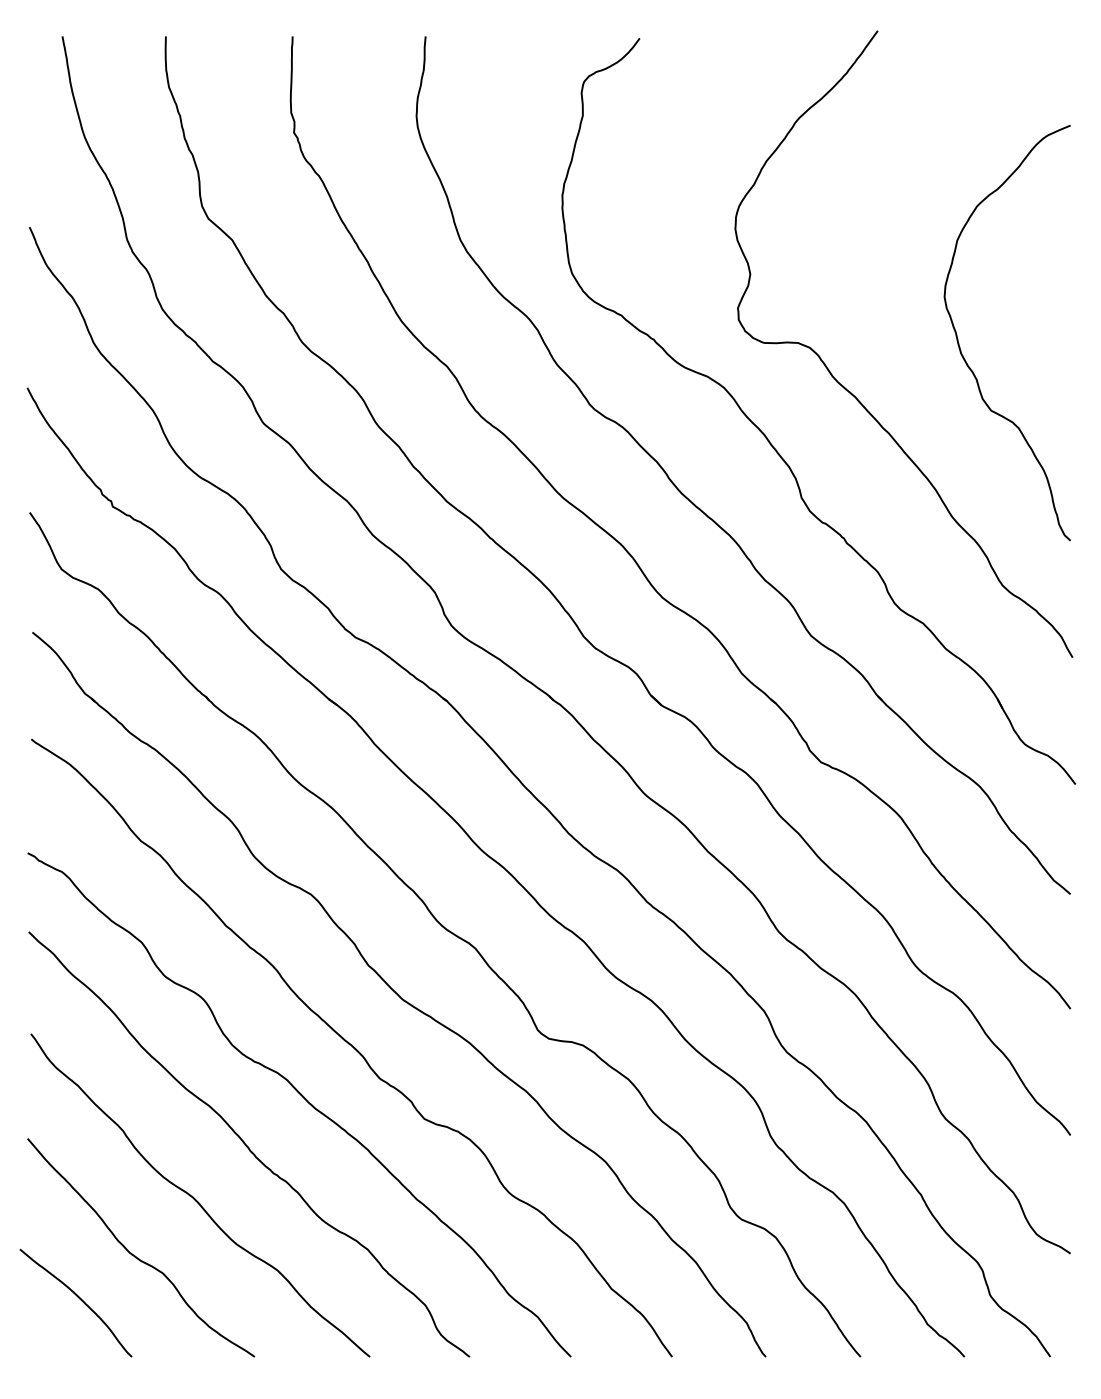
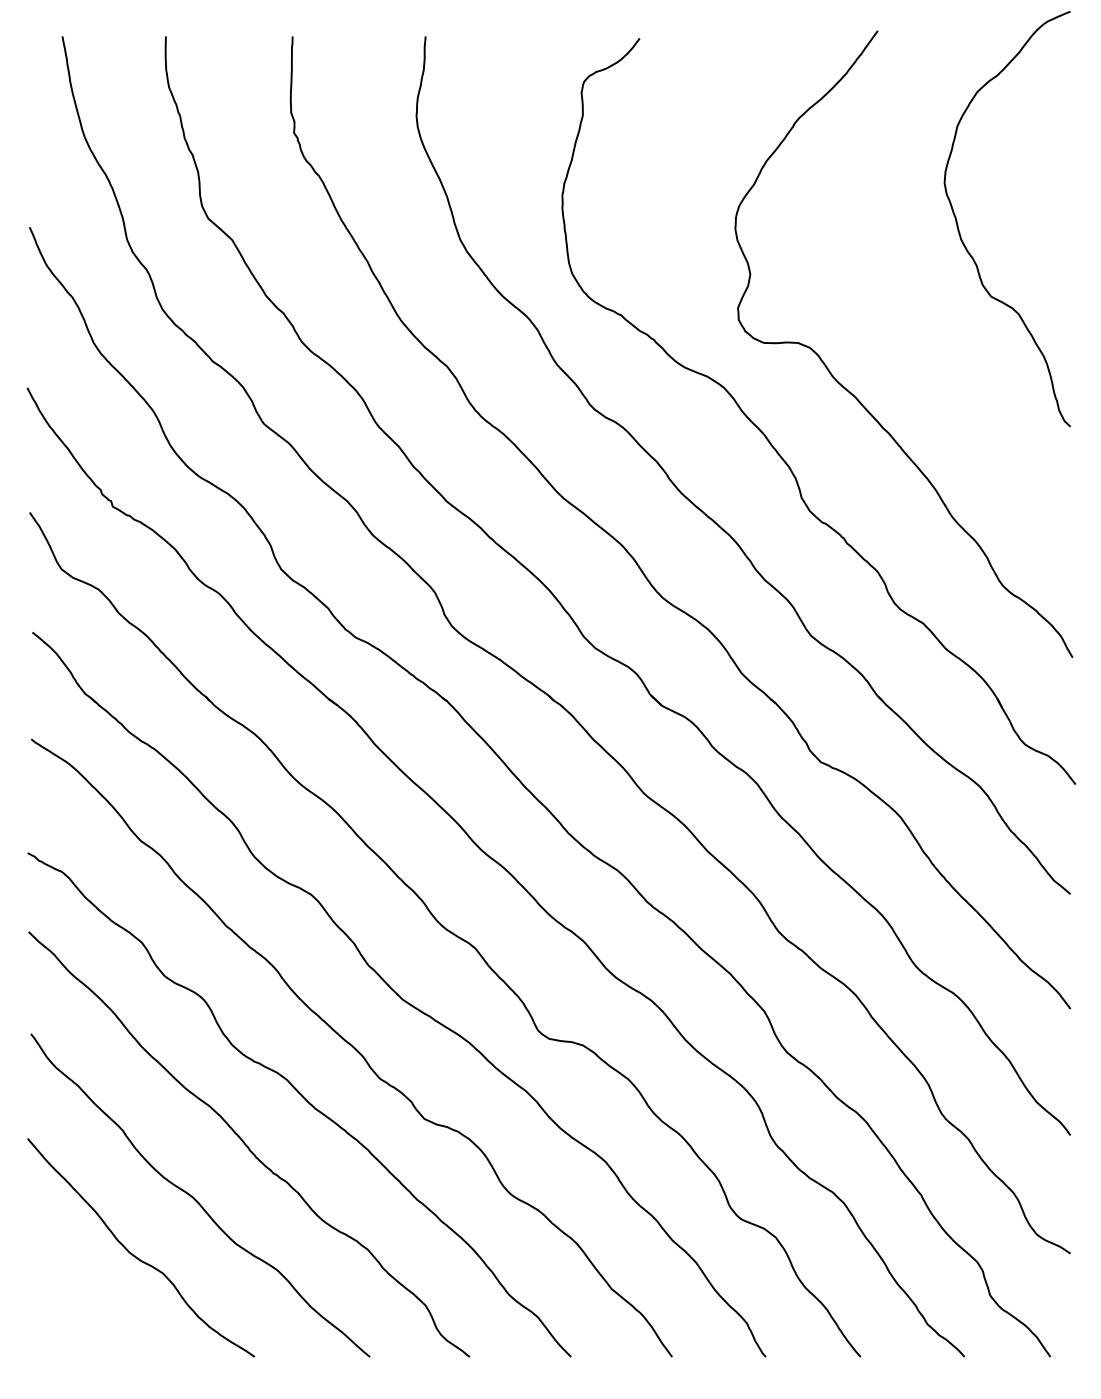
curve position: (960, 346) -> (960, 232) (960, 232)
curve: present -> none (78, 1298)
